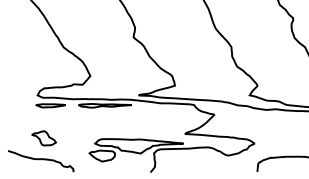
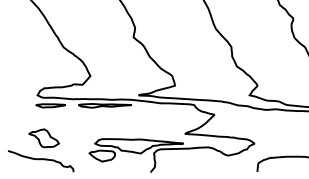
part size: 26x17 px -> 32x21 px (43, 138)
